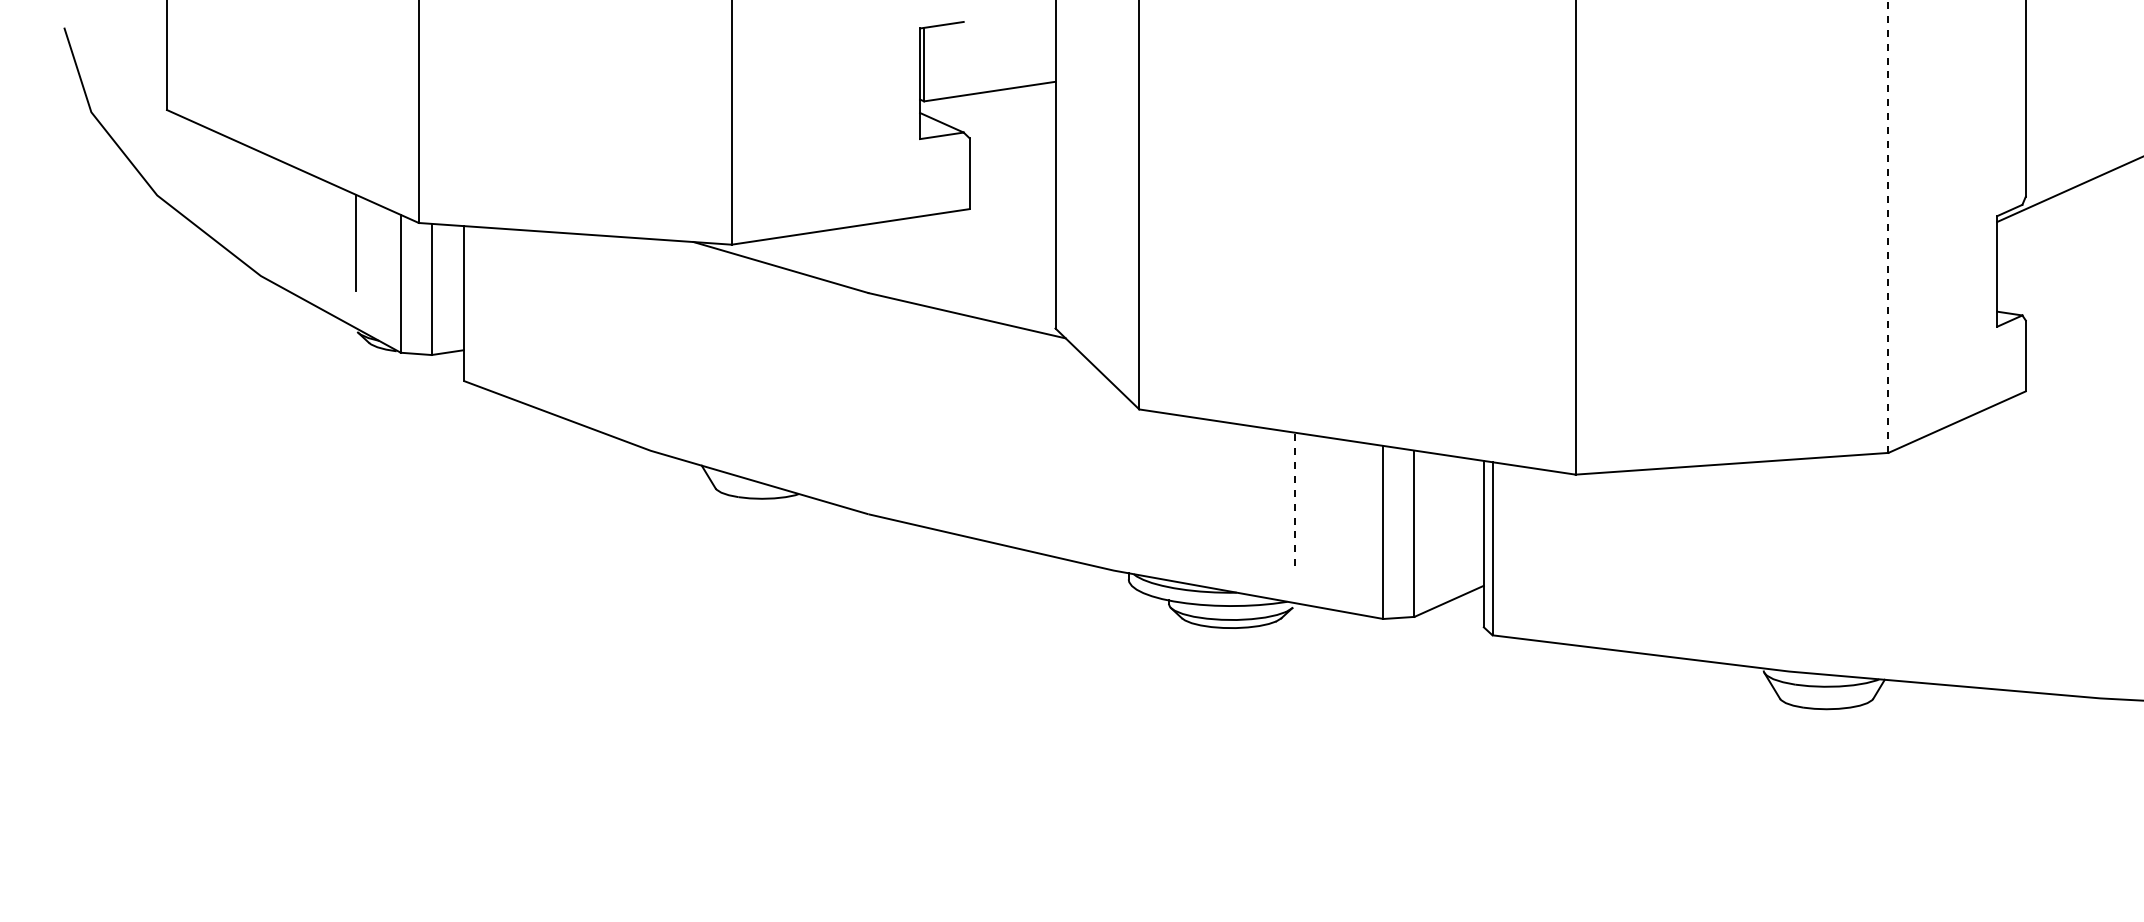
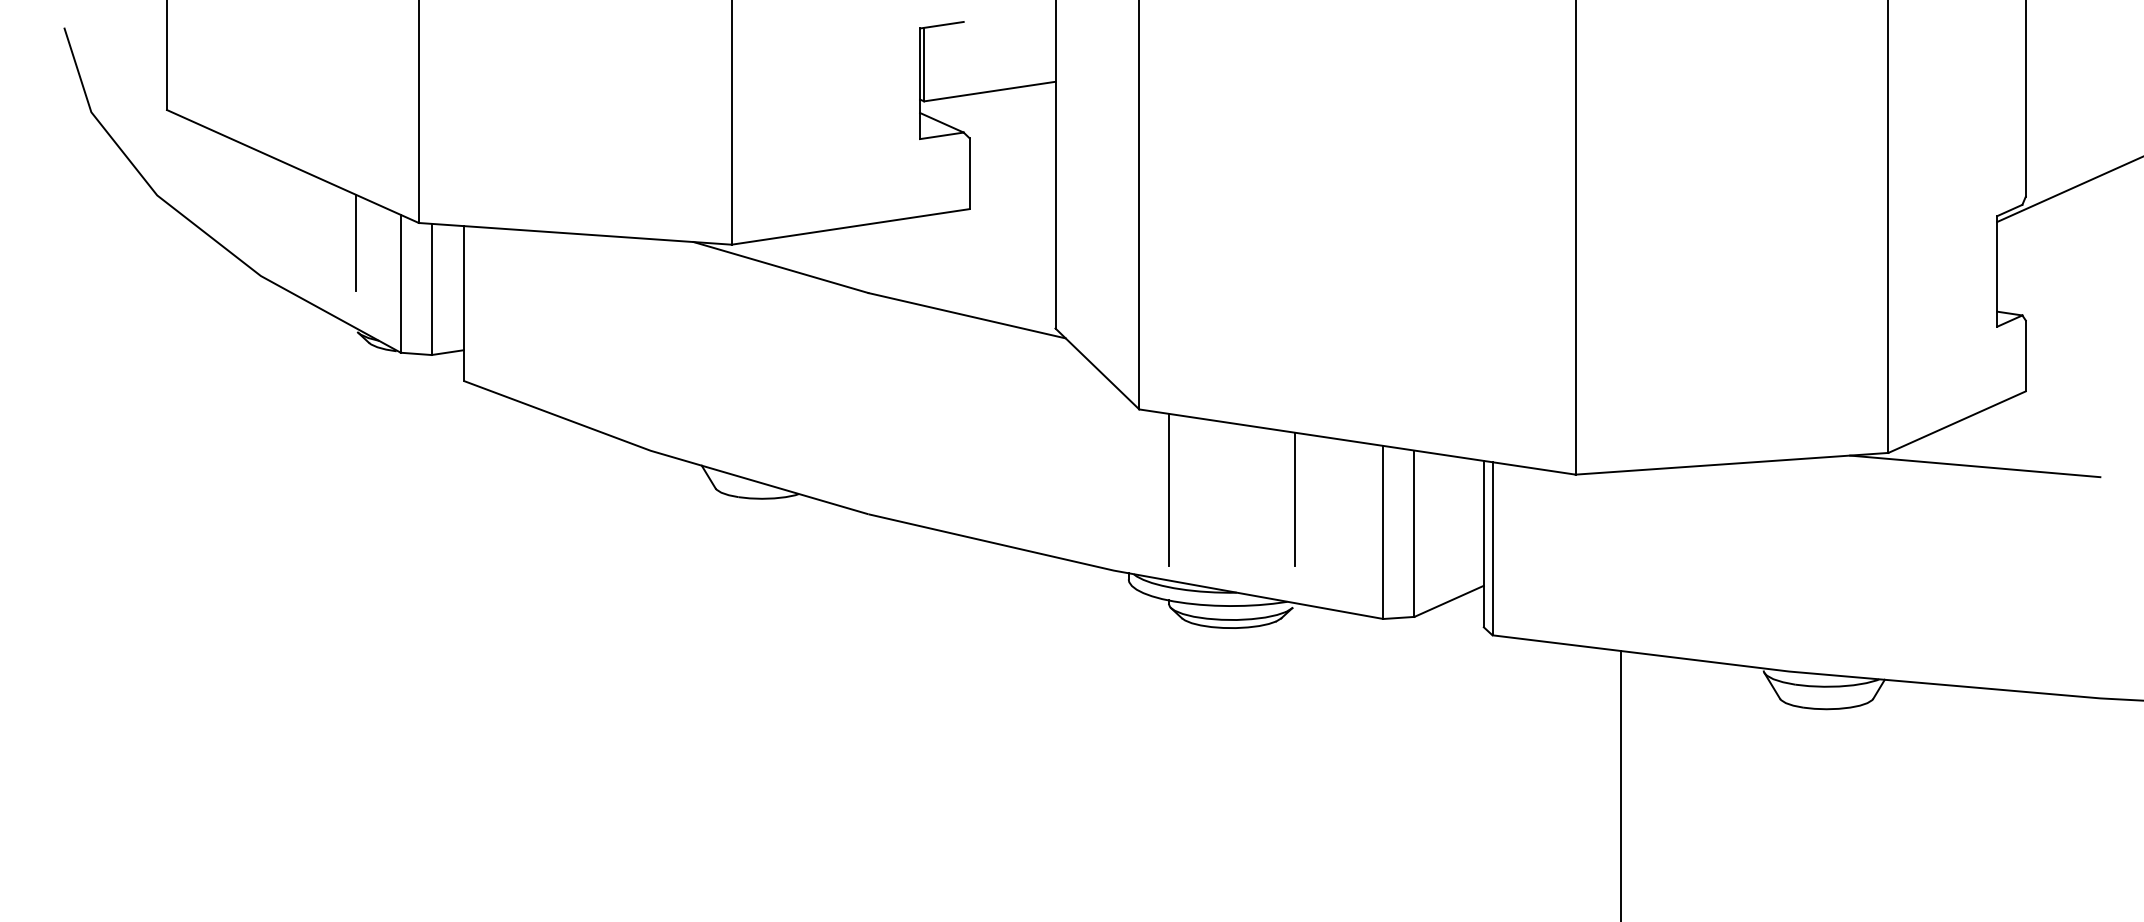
line: dashed -> solid (1888, 226)
line: none -> present (1975, 466)
line: none -> present (1168, 489)
line: dashed -> solid (1294, 499)
line: none -> present (1620, 784)
